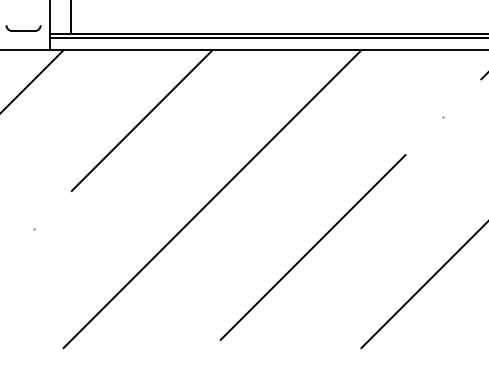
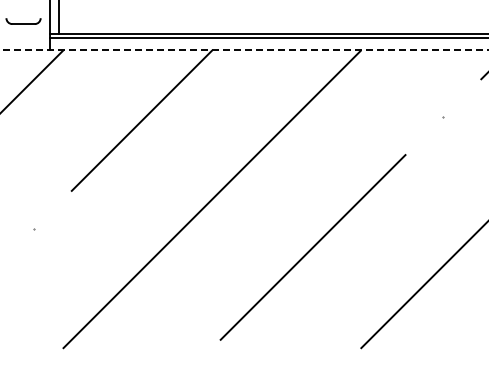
line position: (70, 17) -> (58, 17) (58, 17)
part position: (23, 28) -> (23, 21) (23, 21)
line: solid -> dashed (244, 50)
